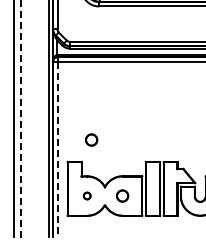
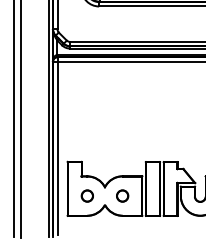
line: dashed -> solid (21, 118)
circle: present -> none (91, 139)
line: dashed -> solid (57, 148)
circle size: 10x10 px -> 14x14 px (86, 195)
